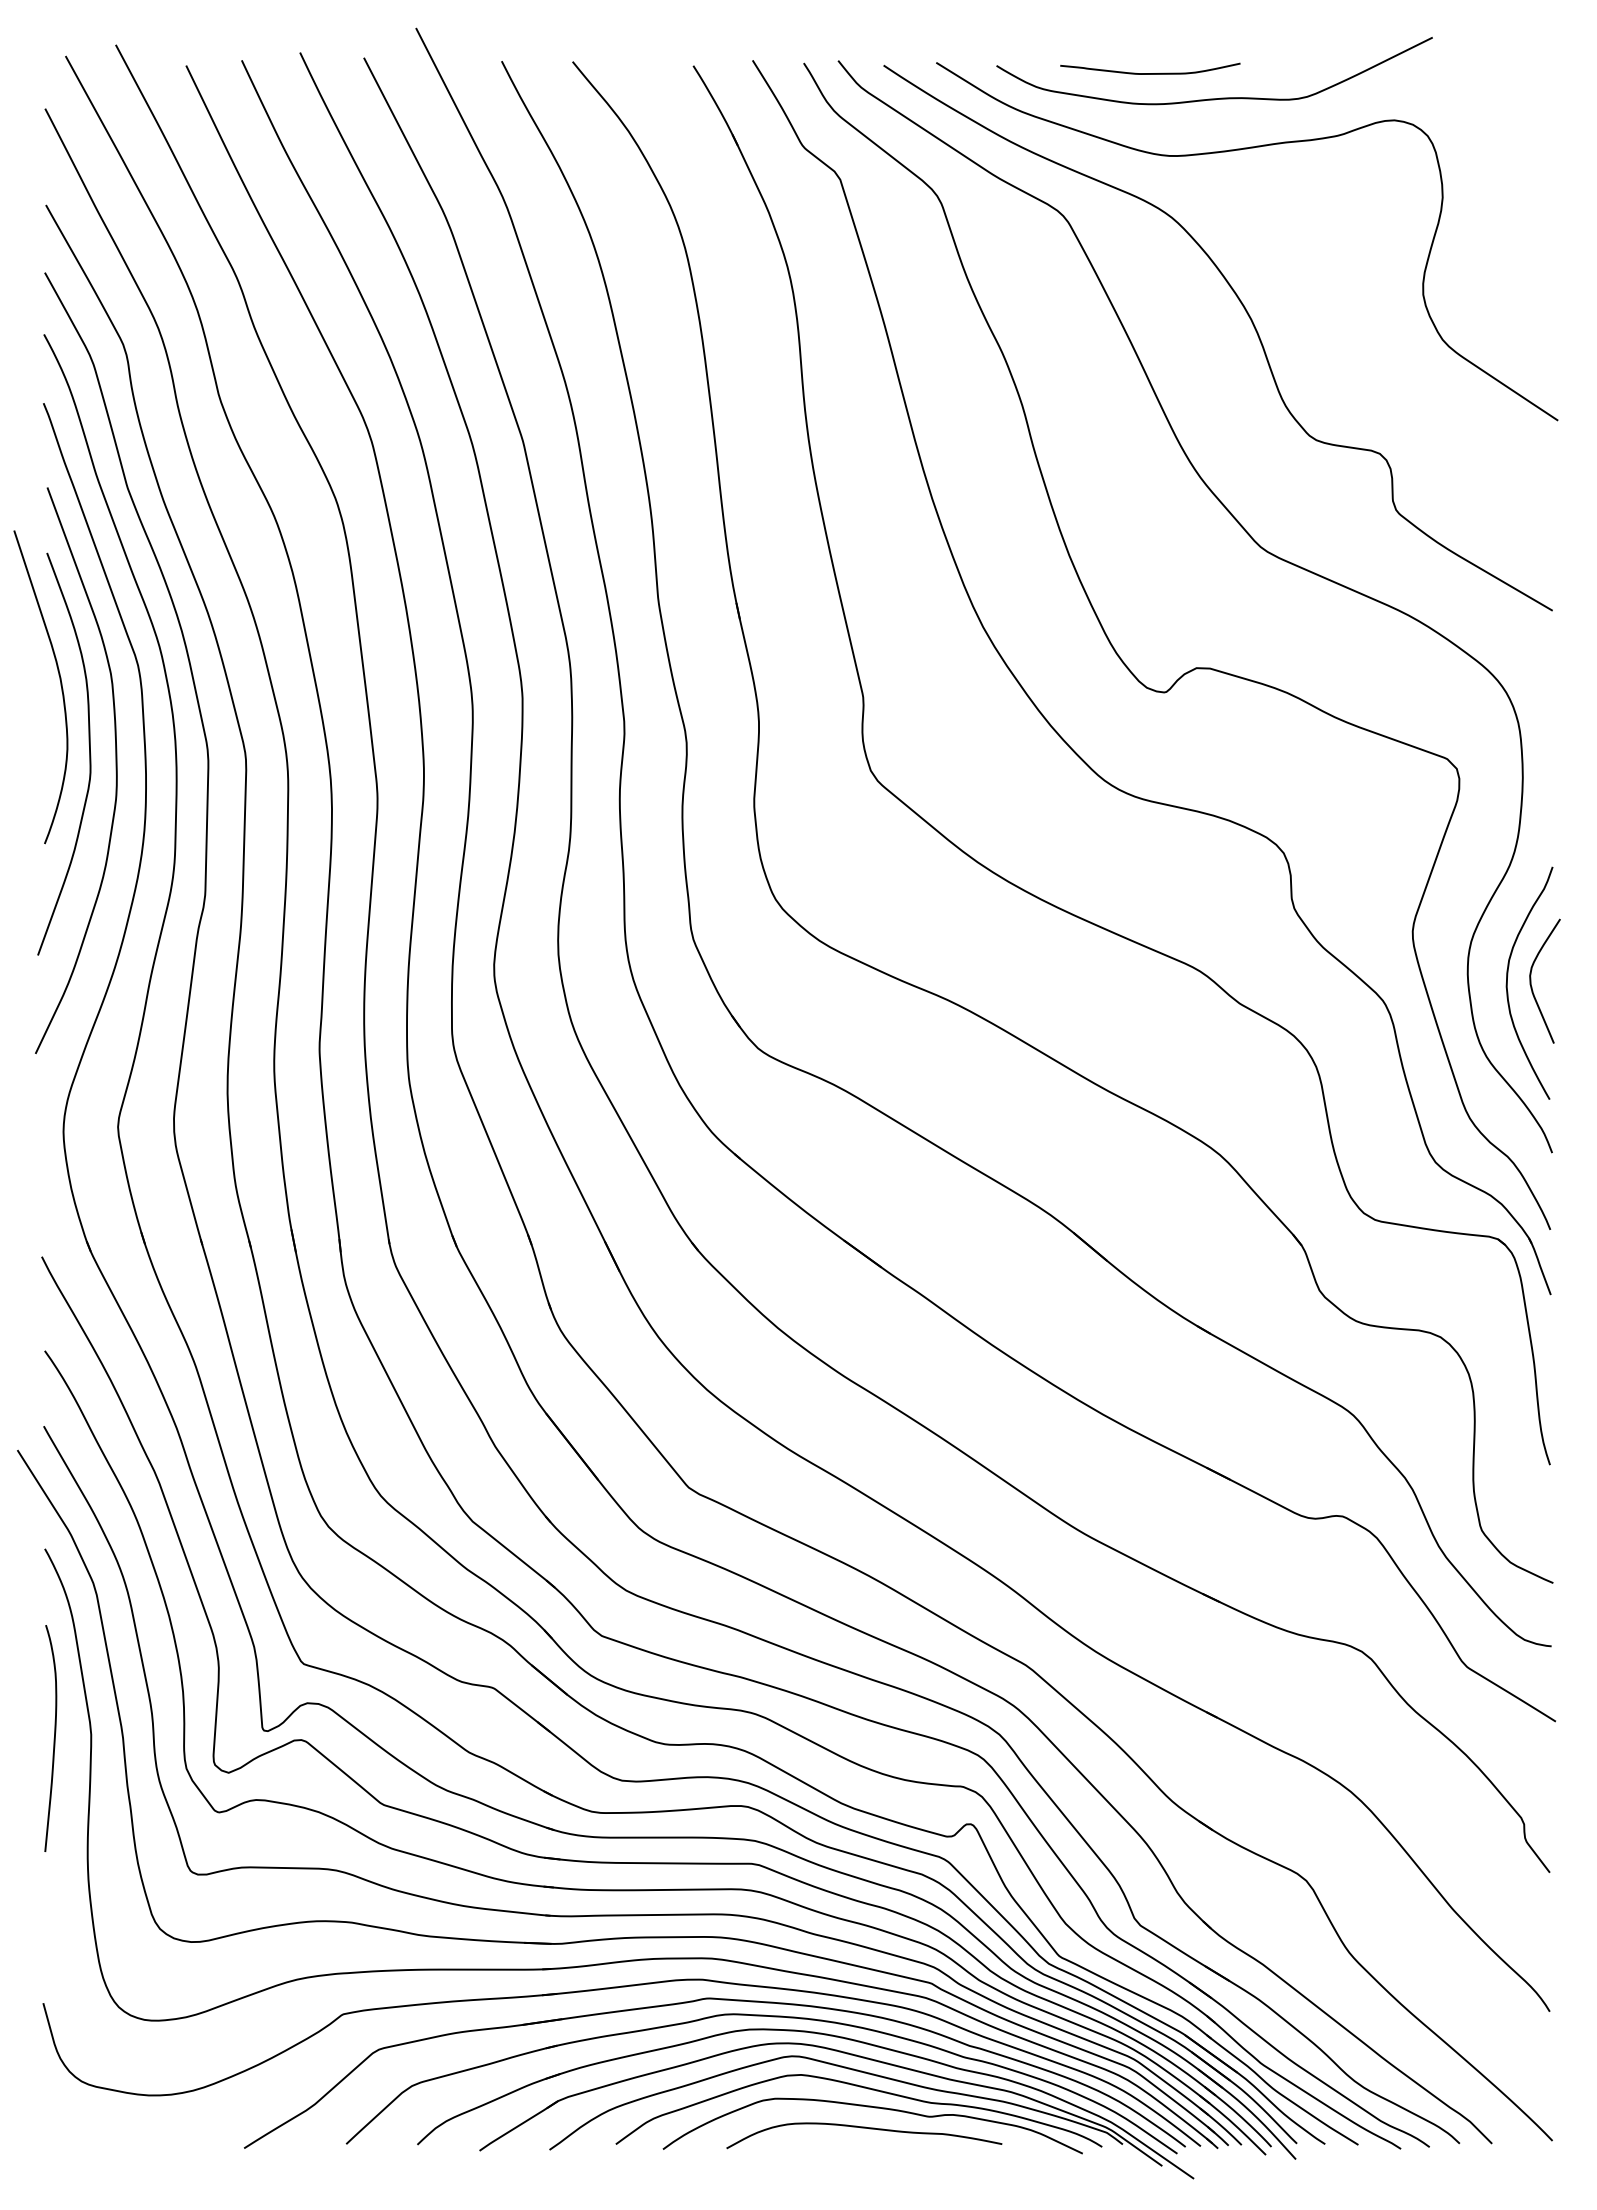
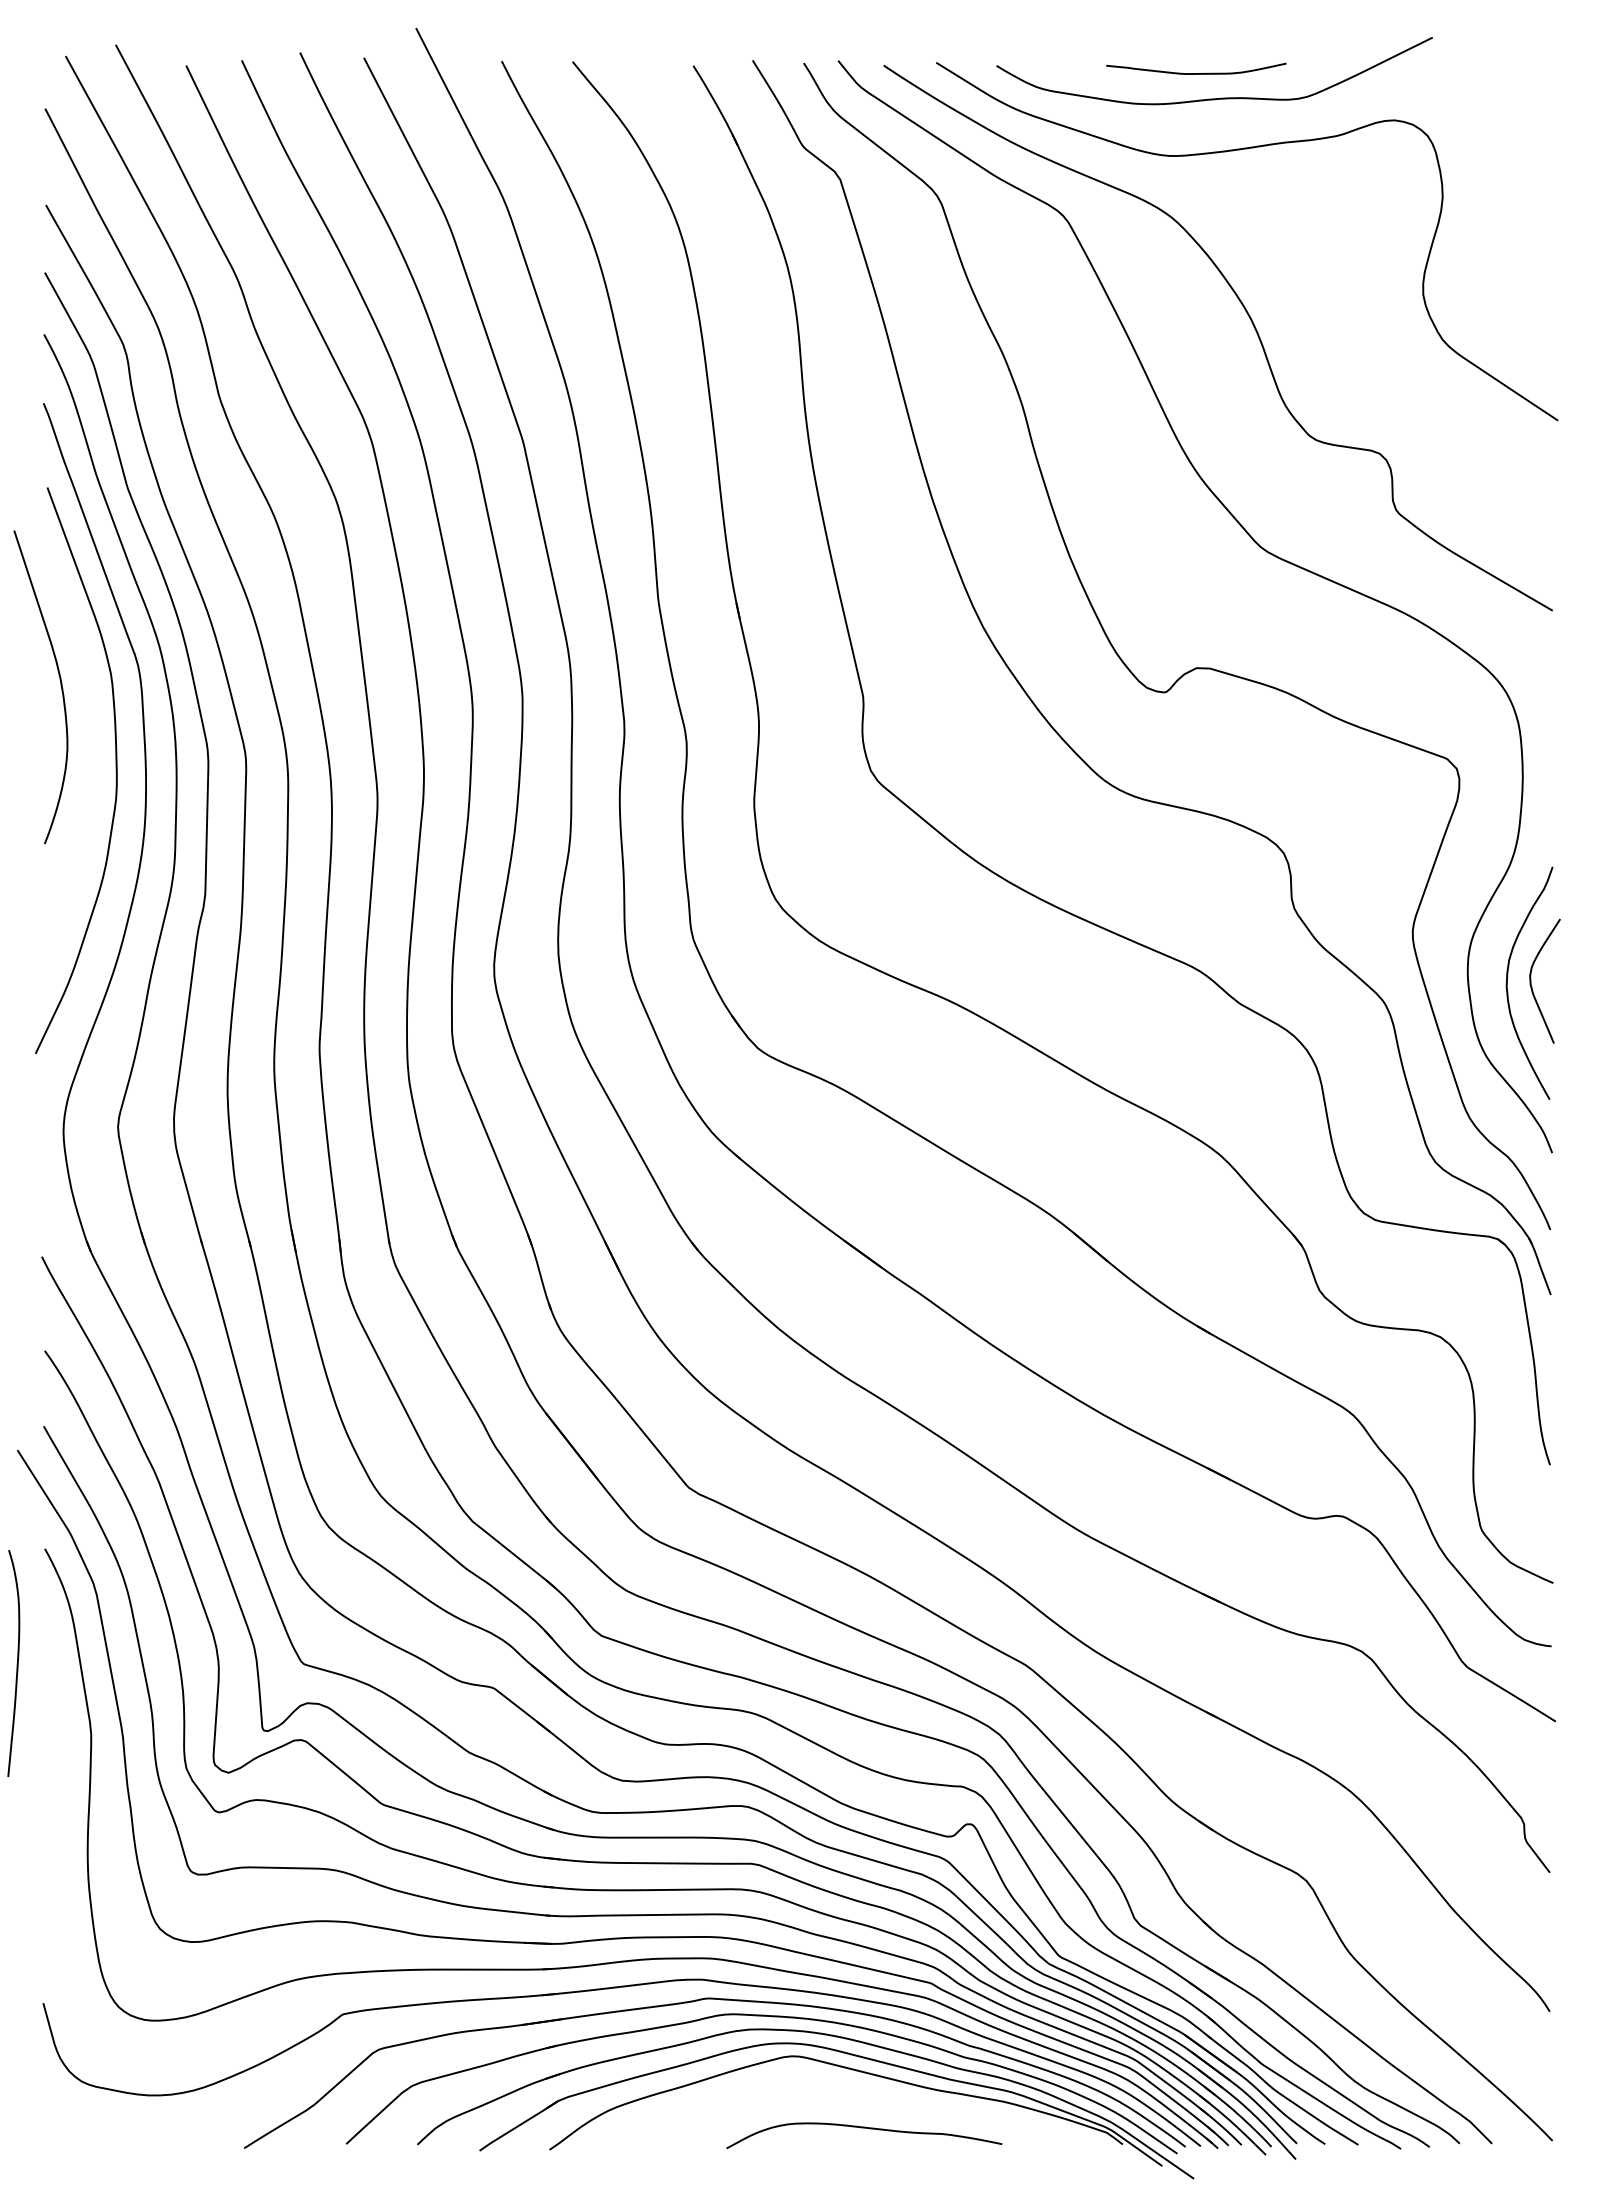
curve position: (1150, 73) -> (1196, 73) (1196, 73)
curve: present -> none (89, 753)
curve position: (53, 1738) -> (16, 1663) (16, 1663)
part: present -> none (859, 2106)
